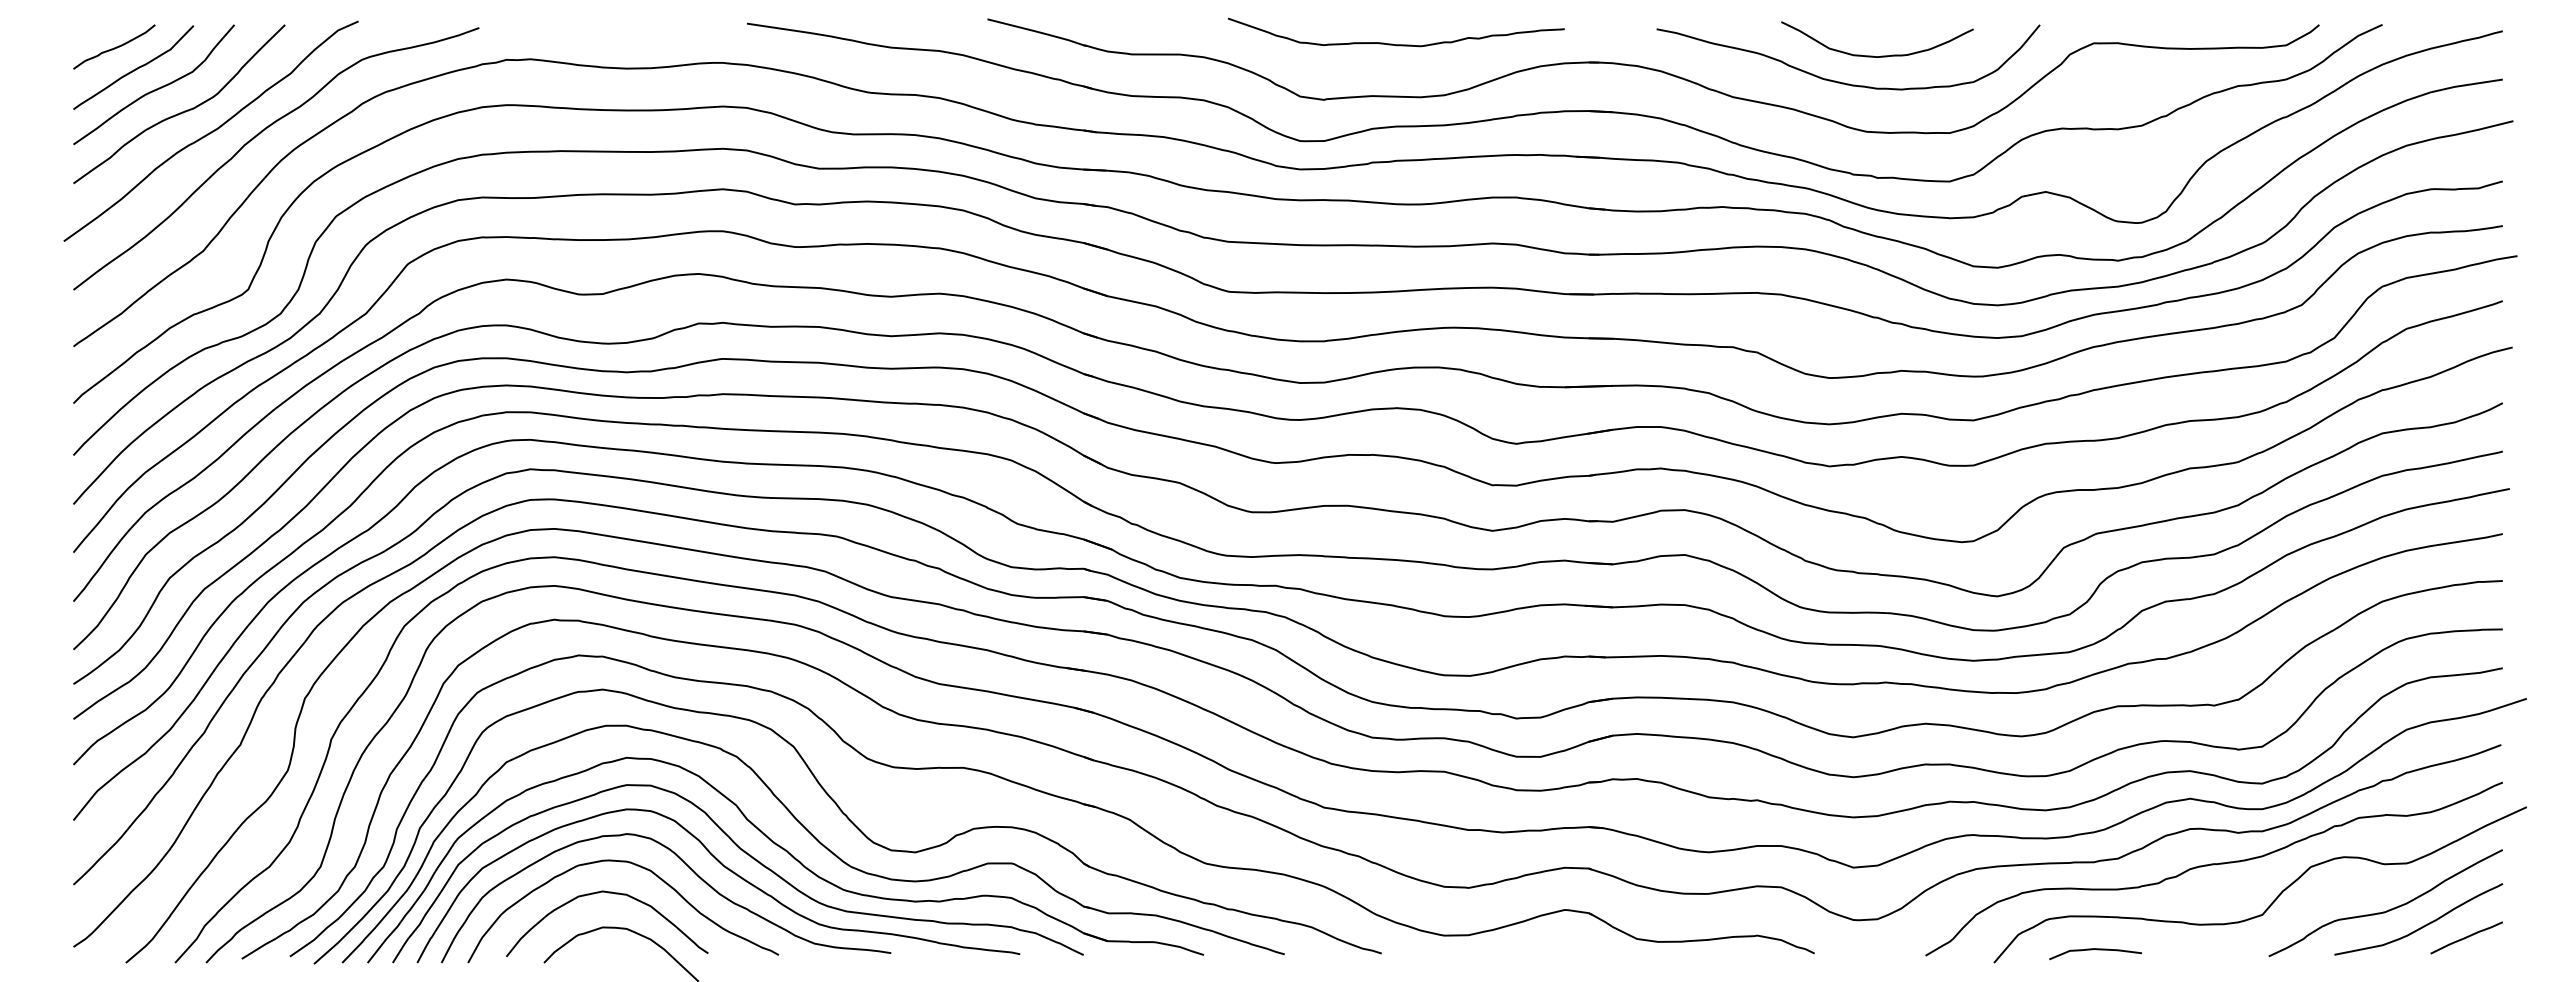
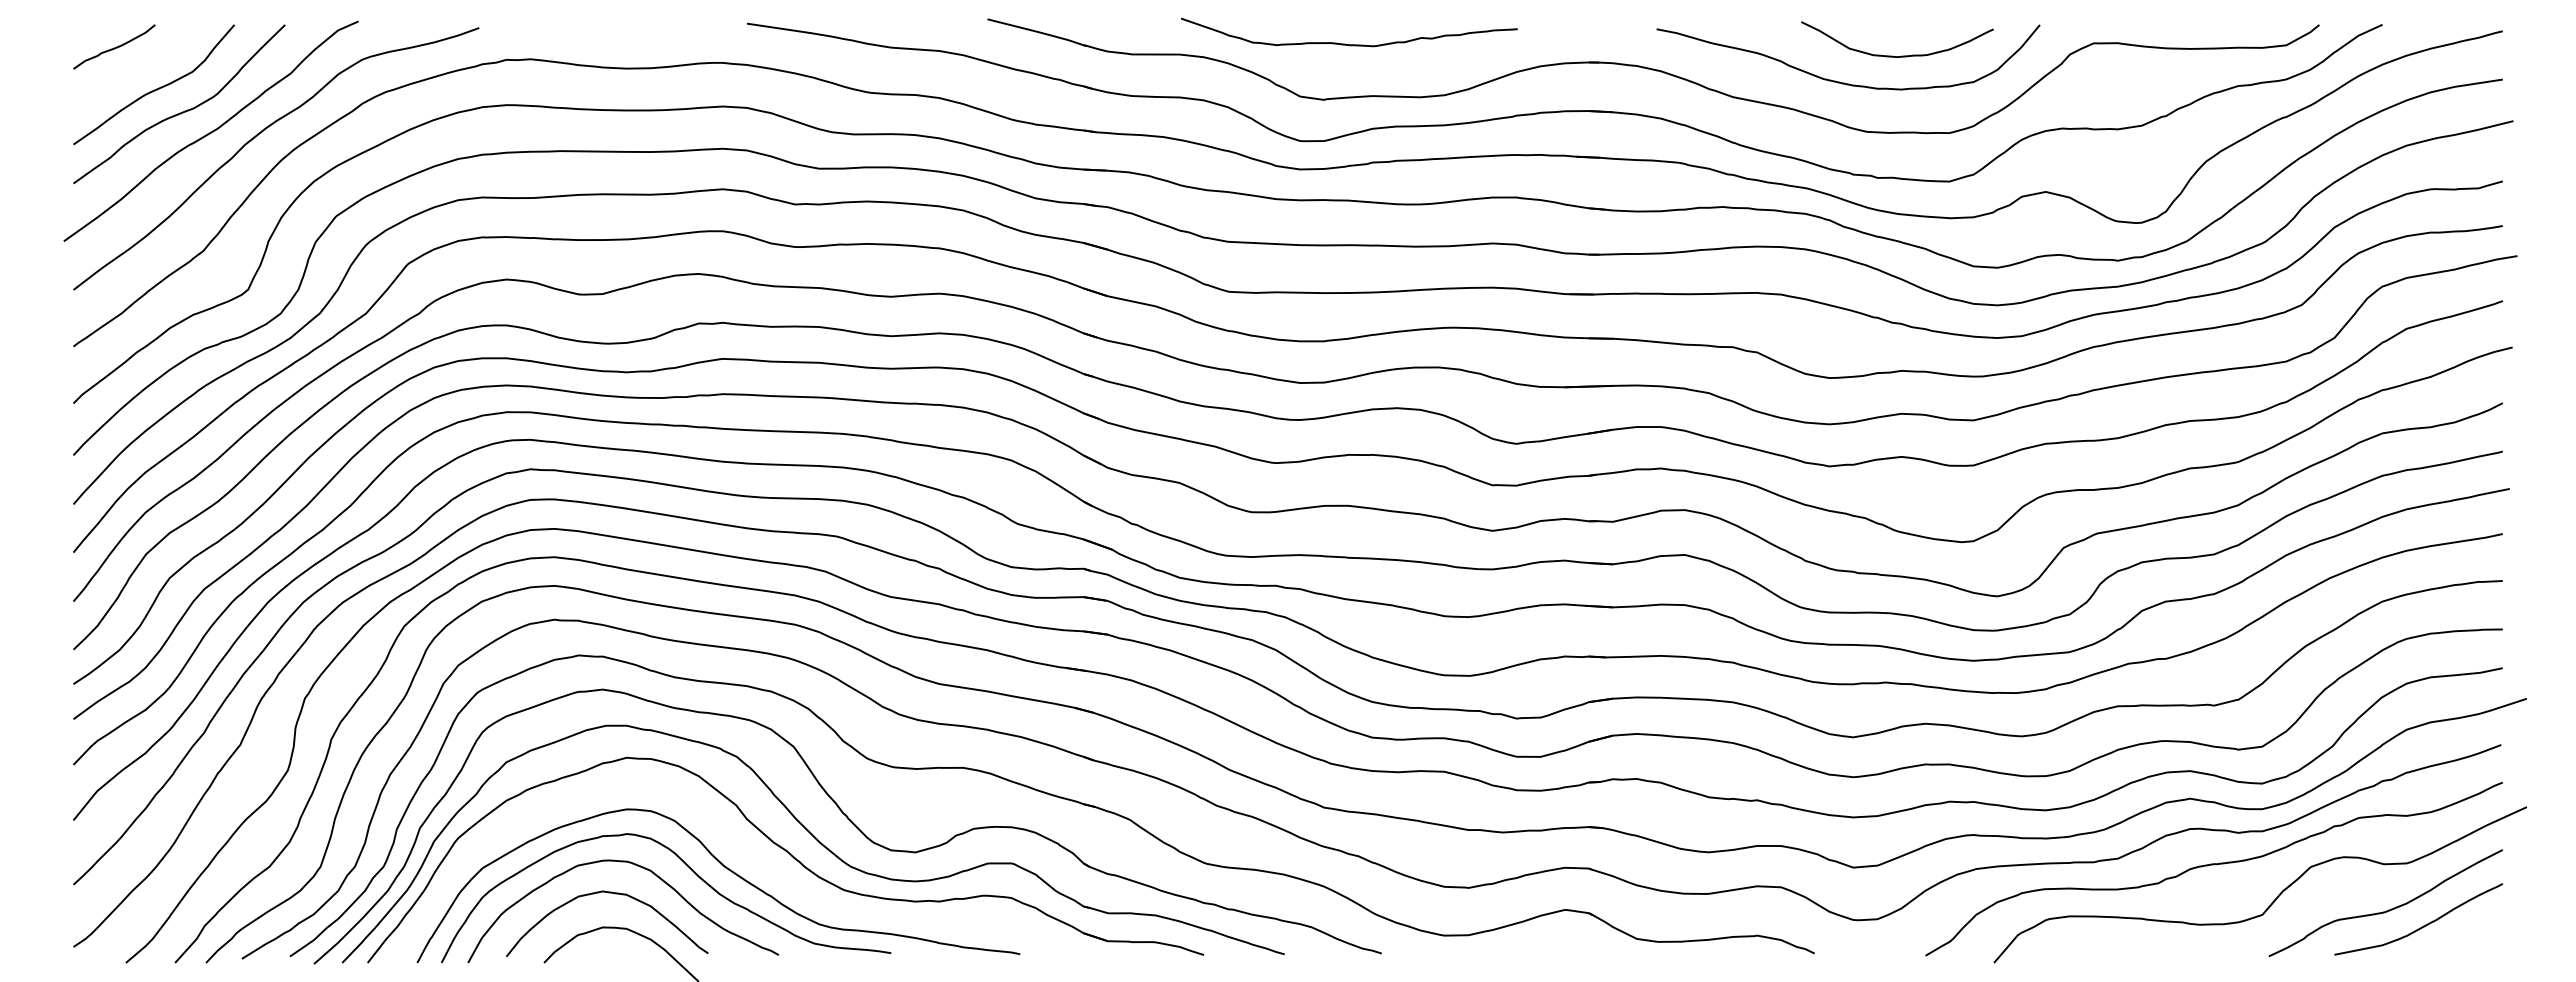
curve position: (1392, 43) -> (1345, 43) (1345, 43)
curve position: (1873, 55) -> (1893, 55) (1893, 55)
curve: present -> none (133, 69)
curve: present -> none (750, 857)
line: present -> none (2466, 937)
curve: present -> none (2096, 950)
